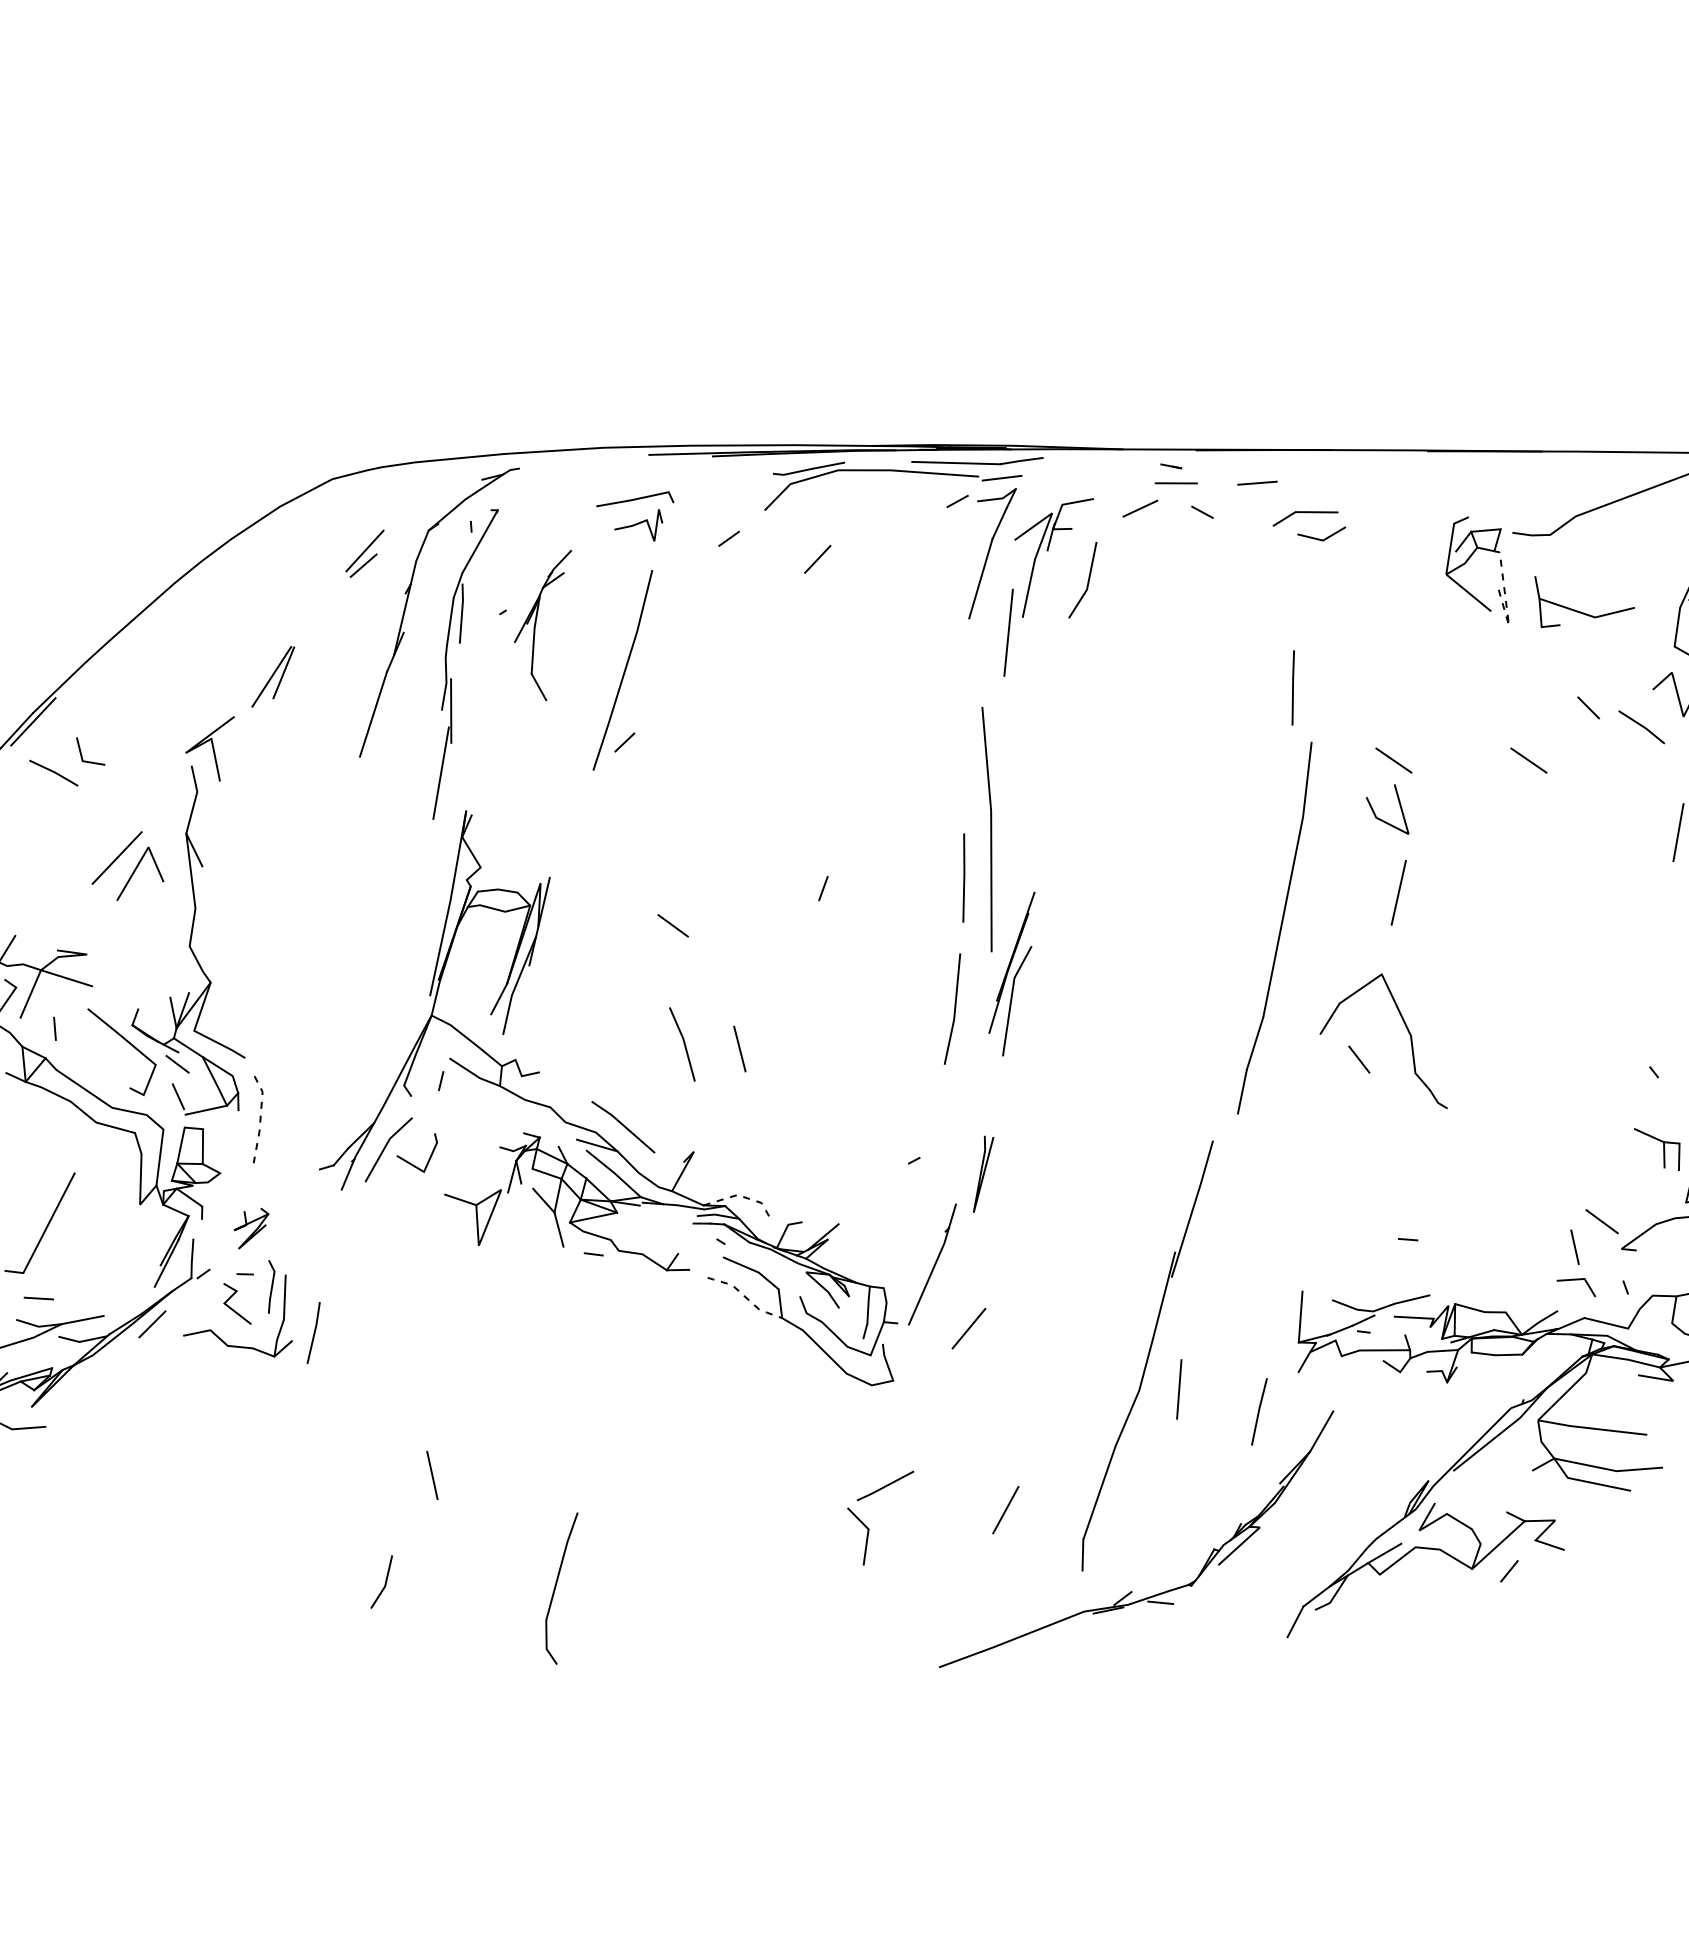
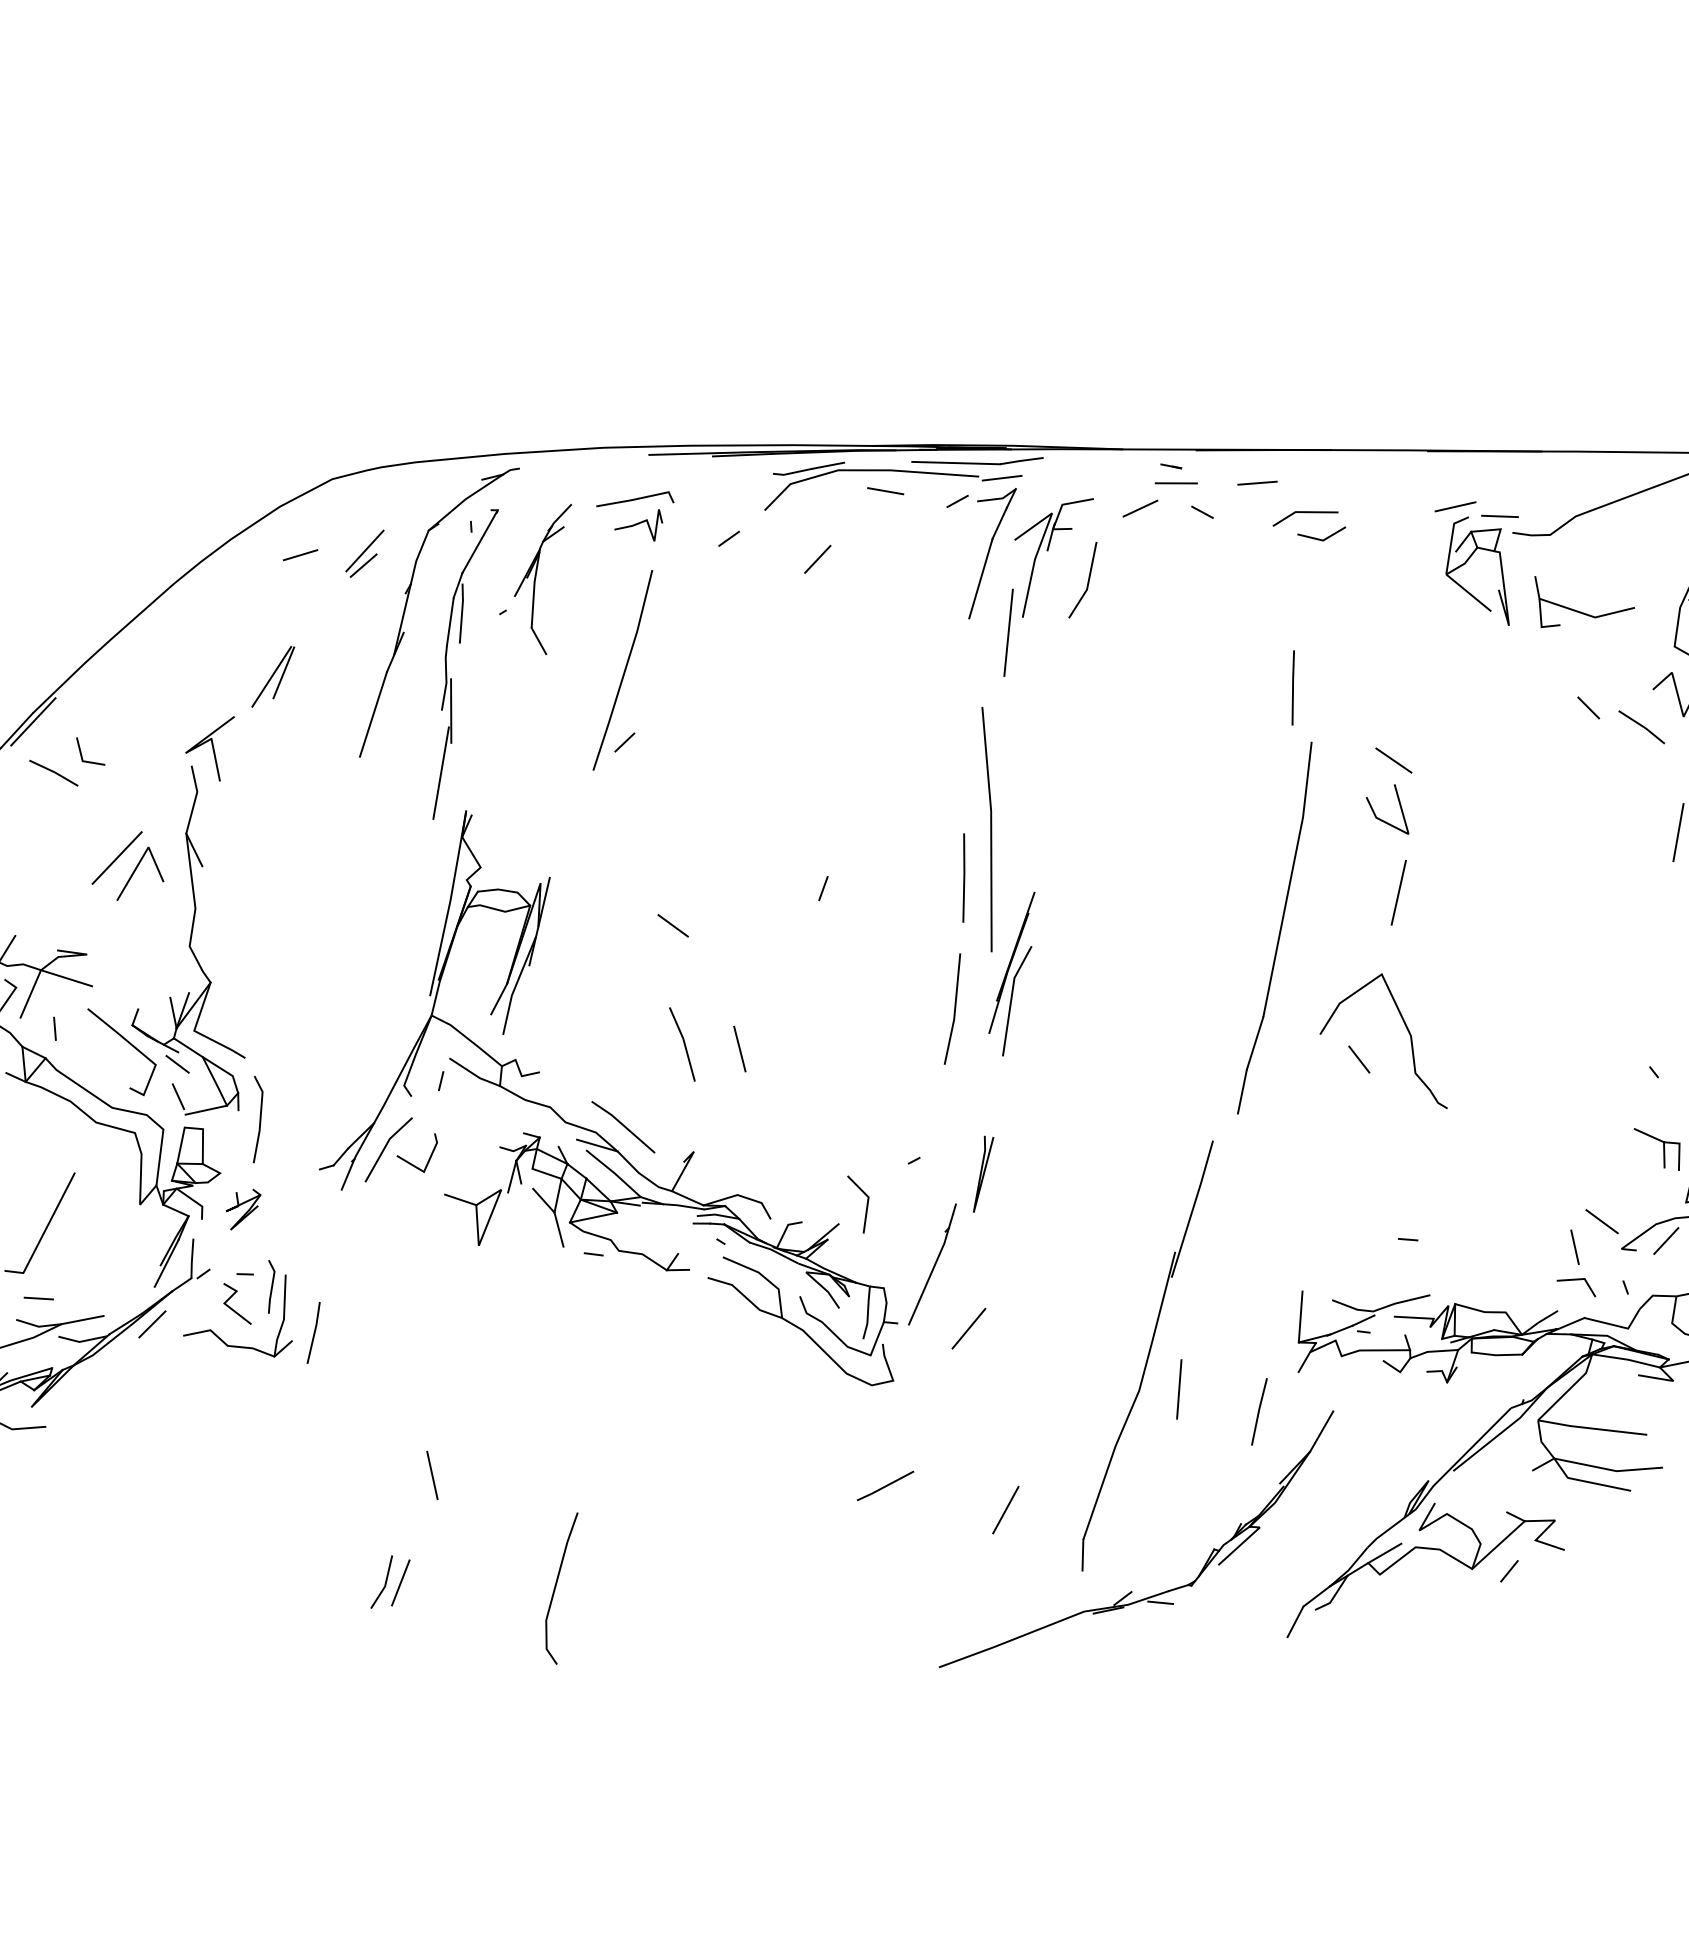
line: none -> present (885, 491)
line: none -> present (1455, 506)
line: none -> present (1499, 515)
line: none -> present (300, 555)
line: dashed -> solid (1506, 604)
part position: (536, 624) -> (536, 578) (536, 578)
line: present -> none (1528, 760)
line: dashed -> solid (260, 1119)
line: dashed -> solid (742, 1196)
part position: (251, 1228) -> (243, 1209) (243, 1209)
line: none -> present (1666, 1240)
line: dashed -> solid (745, 1296)
line position: (866, 1536) -> (866, 1204) (866, 1204)
line: none -> present (400, 1582)
